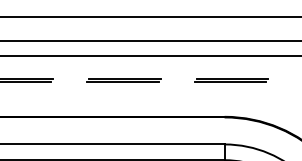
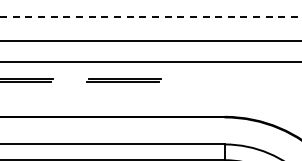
line: solid -> dashed (150, 16)
line position: (150, 56) -> (150, 62) (150, 62)
line: present -> none (231, 79)
